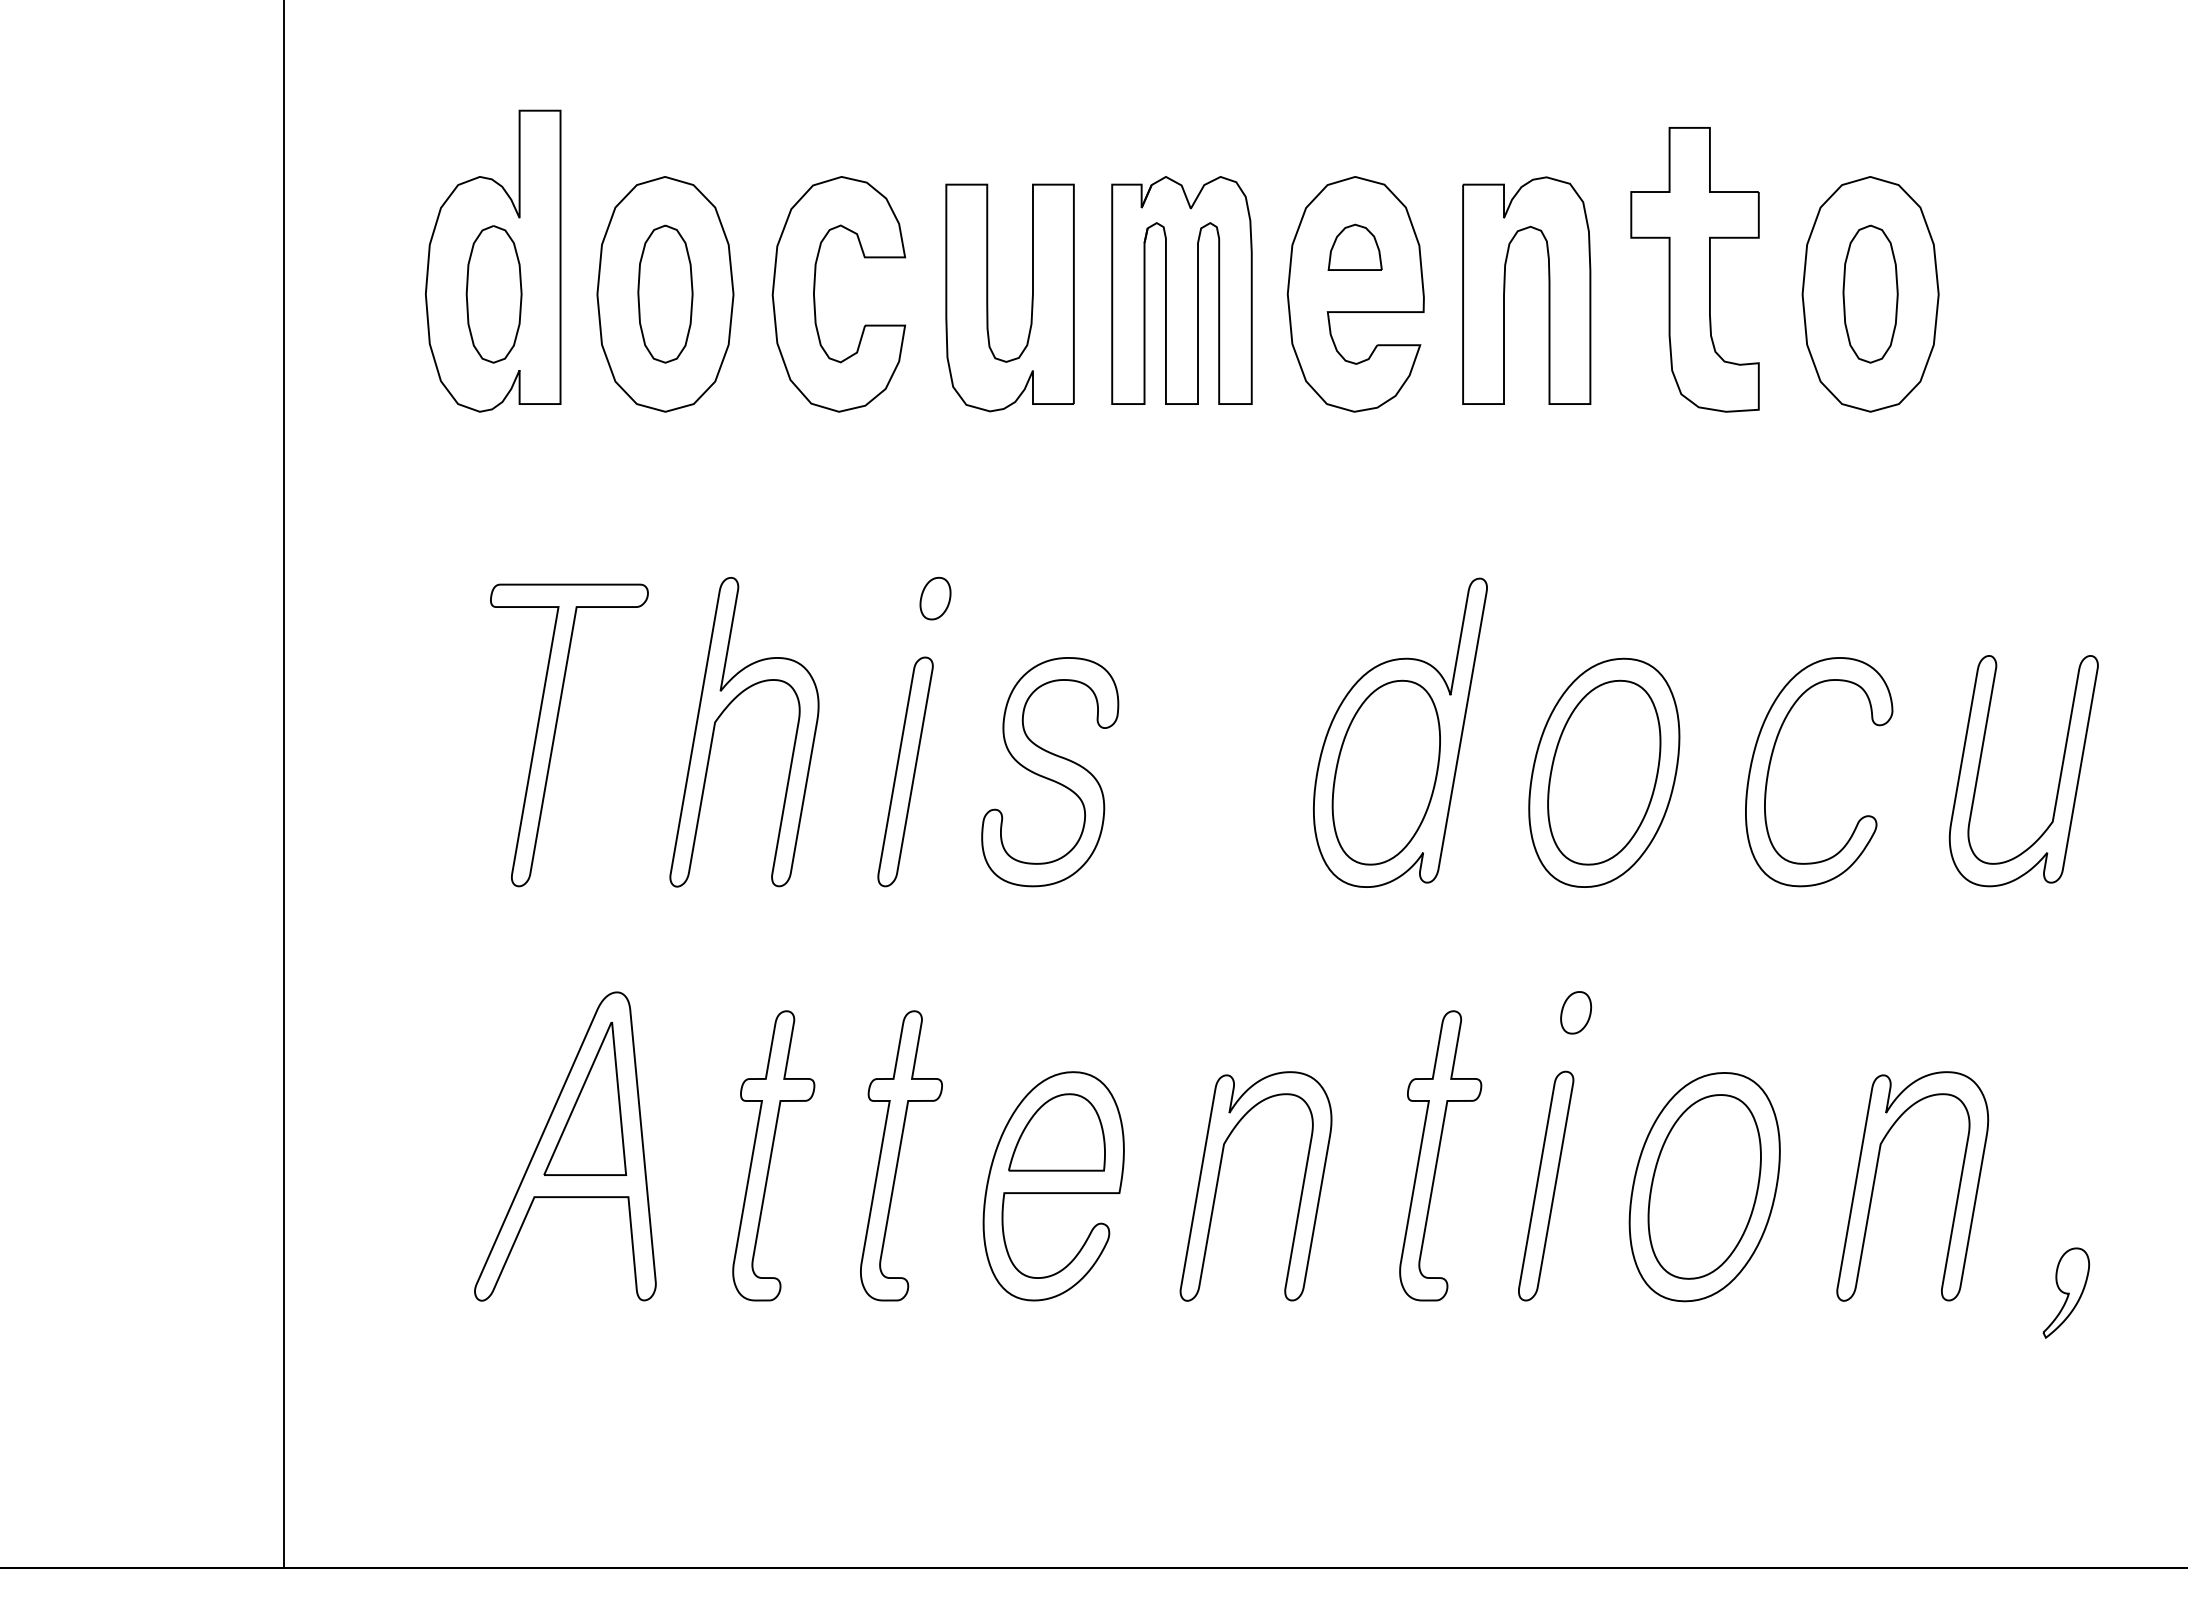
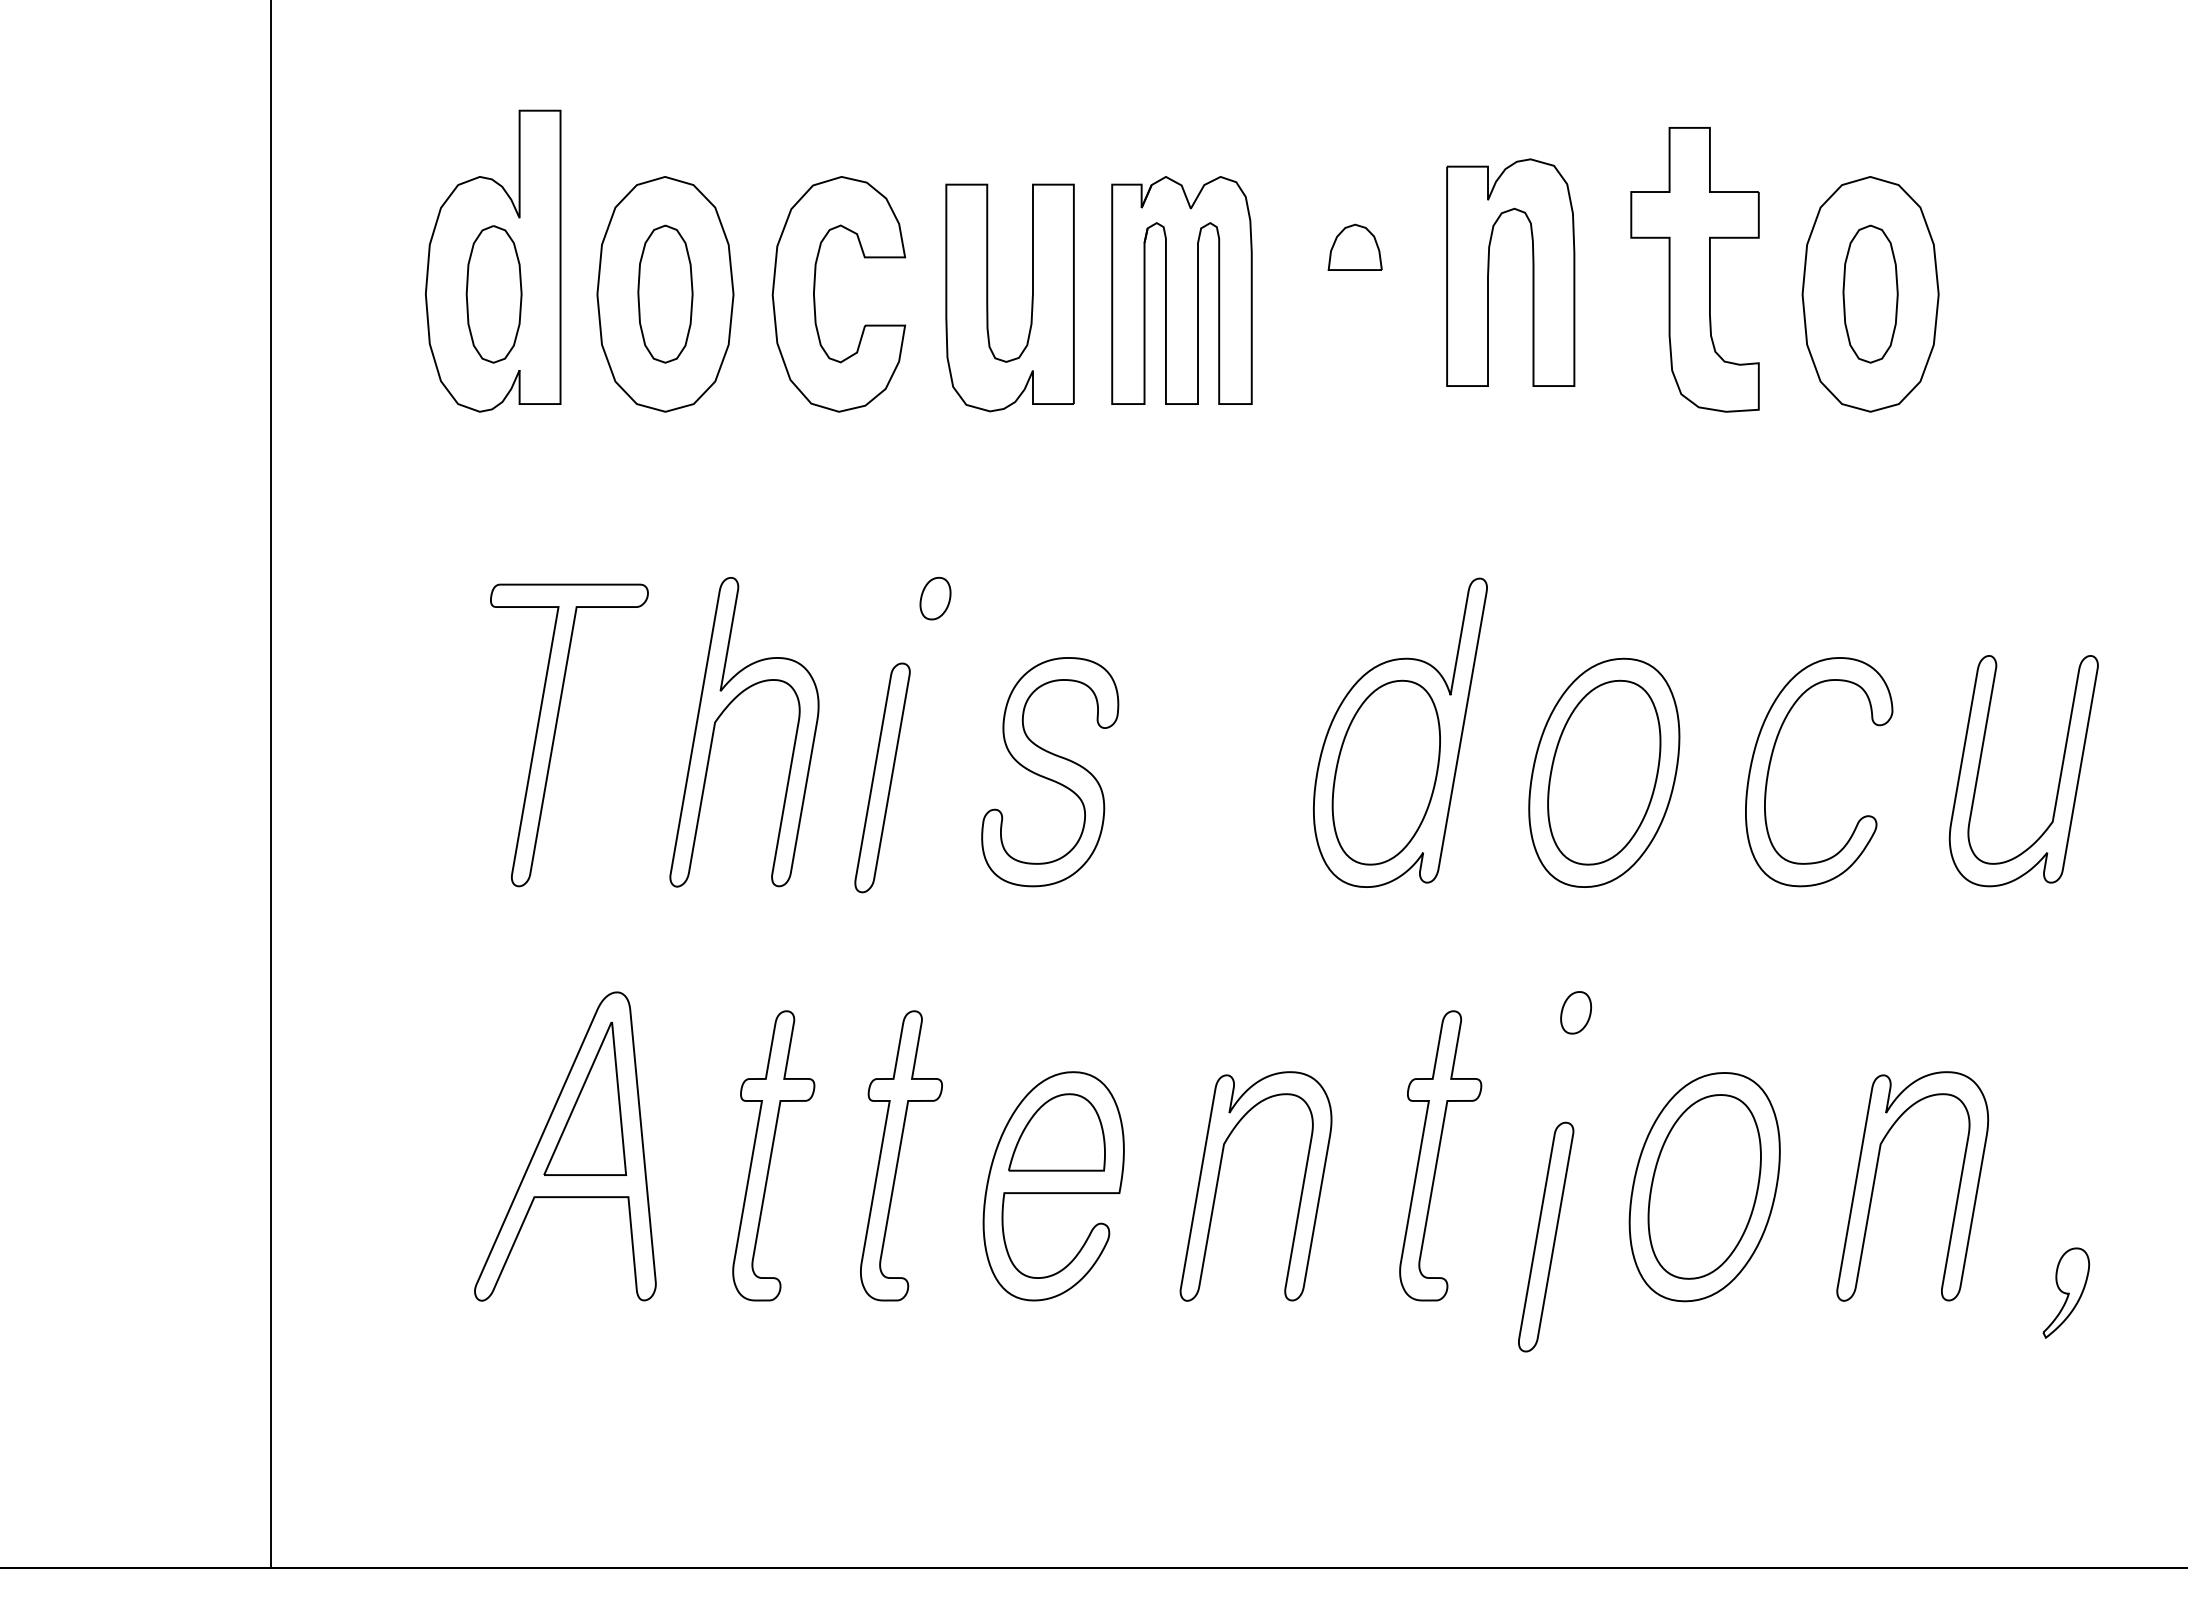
part position: (1505, 290) -> (1489, 272) (1489, 272)
part: present -> none (1355, 294)
part position: (905, 771) -> (882, 777) (882, 777)
line position: (283, 785) -> (270, 785) (270, 785)
part position: (1546, 1185) -> (1546, 1236) (1546, 1236)
